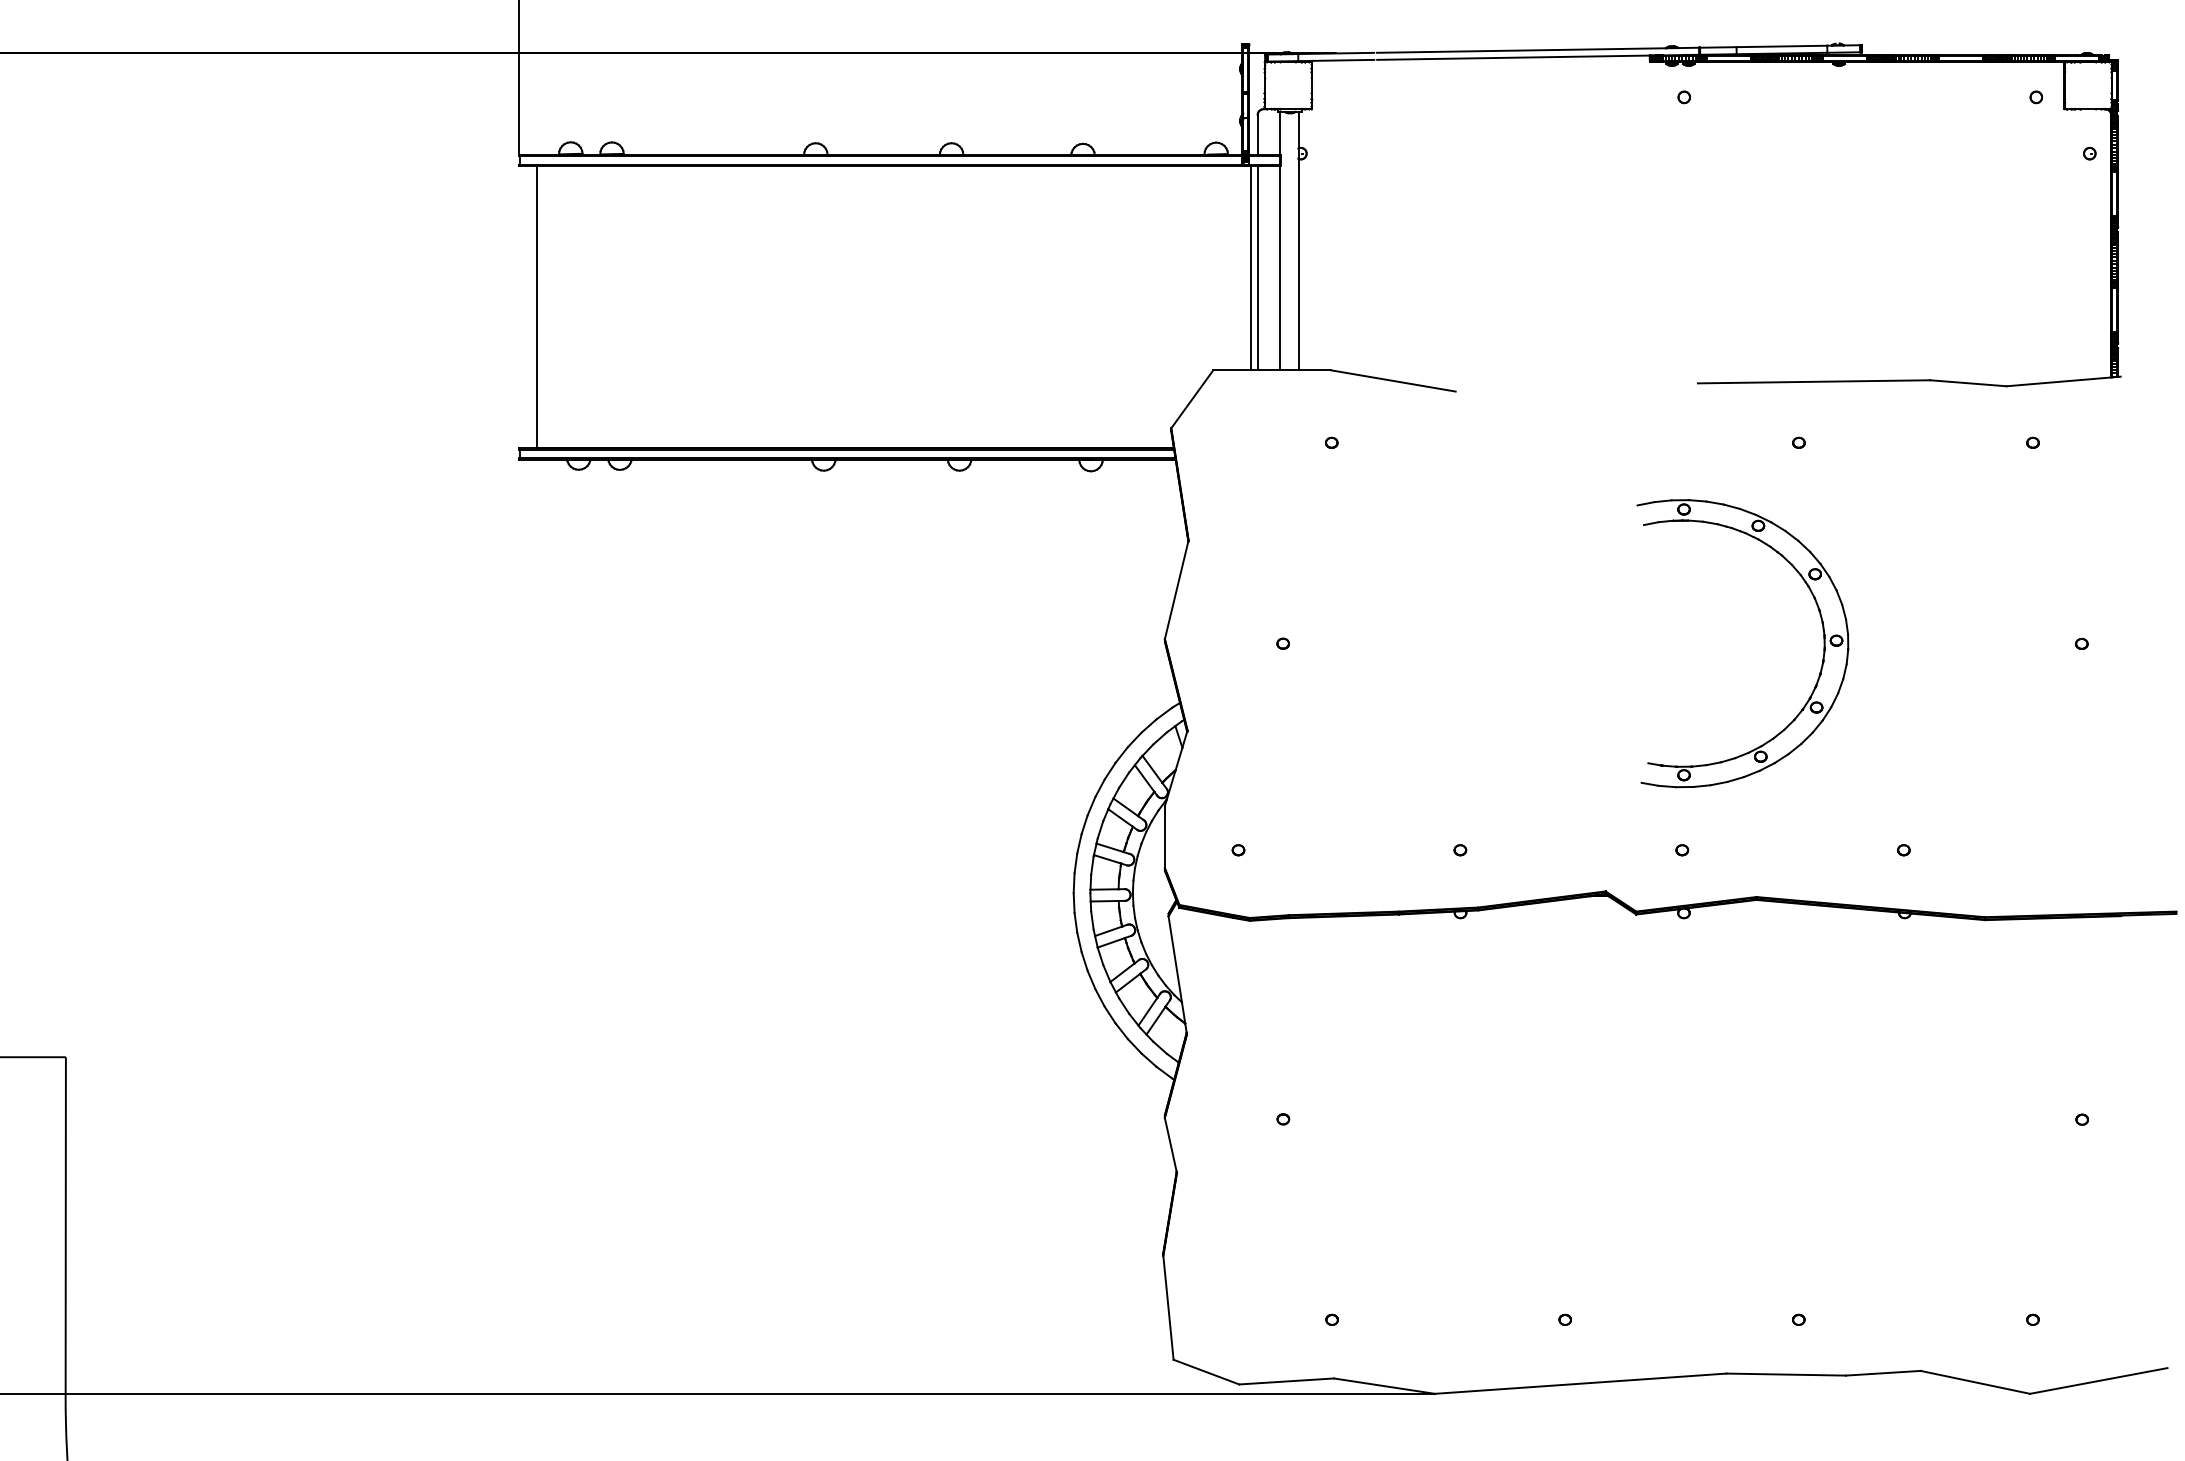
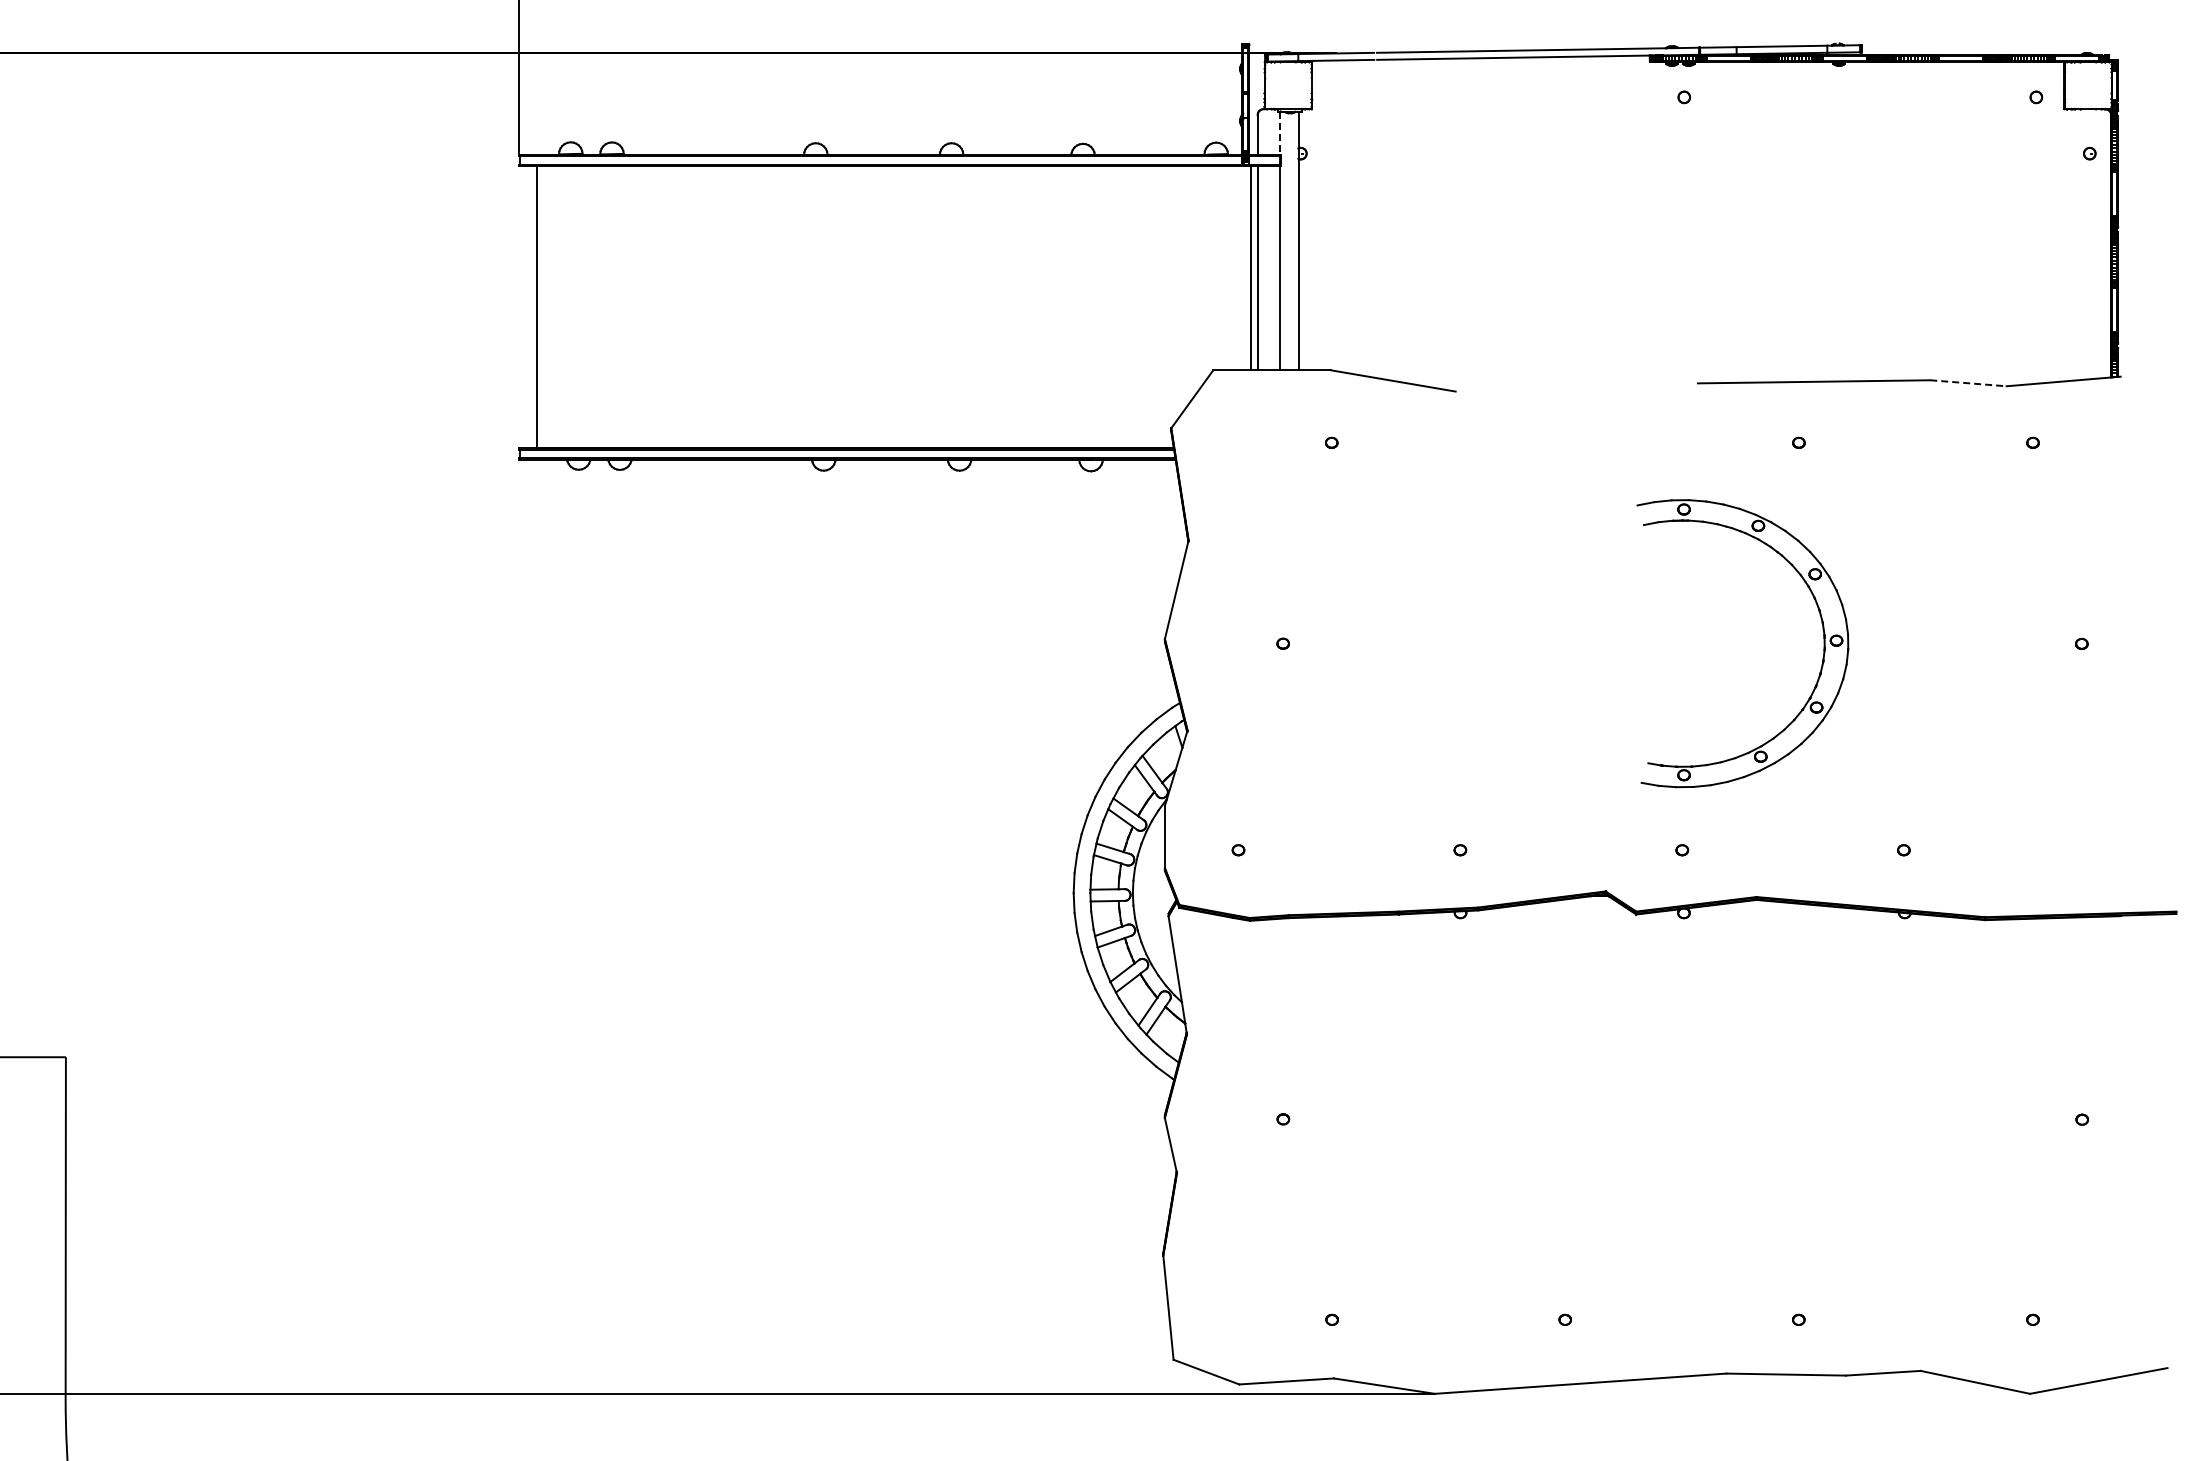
line: solid -> dashed (1280, 133)
line: solid -> dashed (1968, 383)
